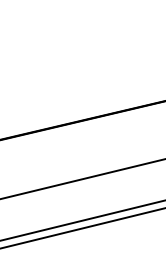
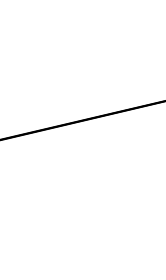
line: present -> none (82, 178)
line: present -> none (82, 220)
line: present -> none (82, 228)
